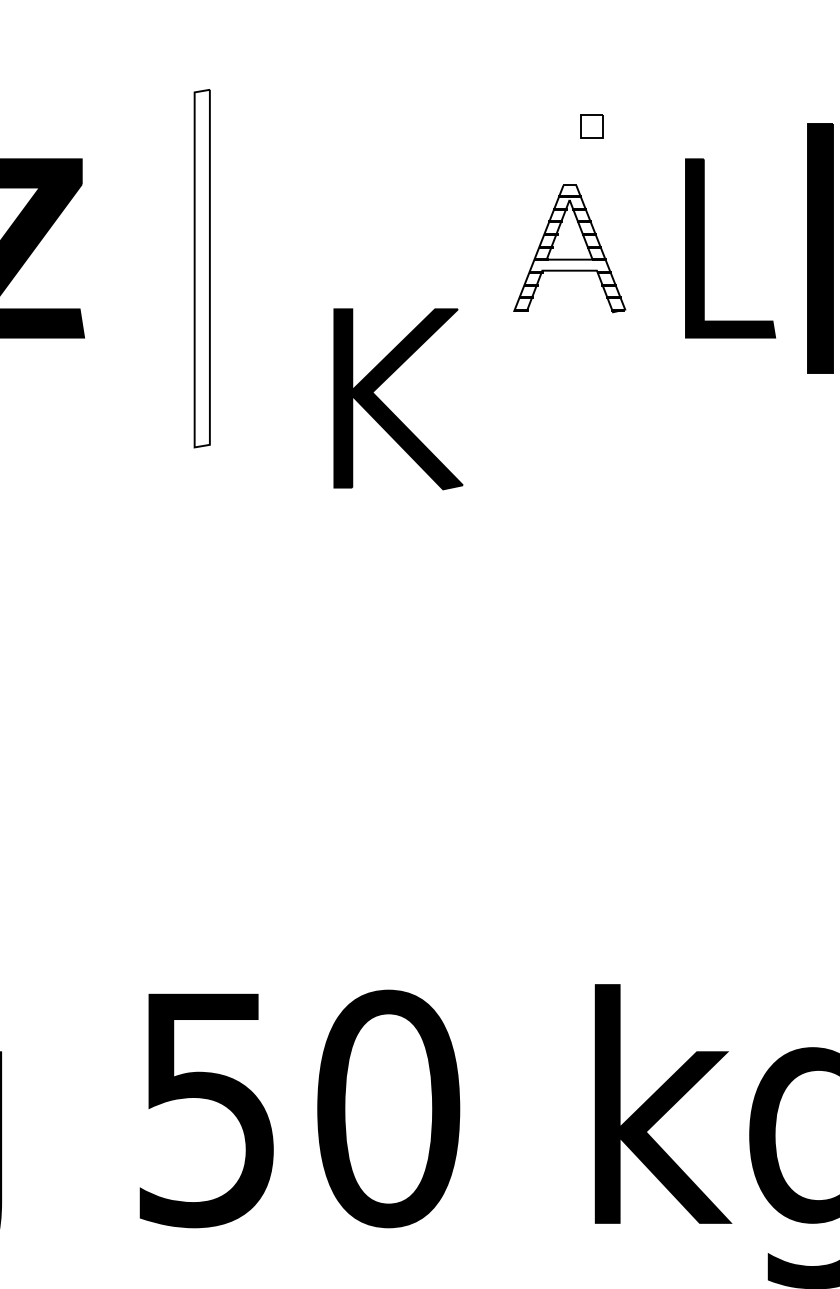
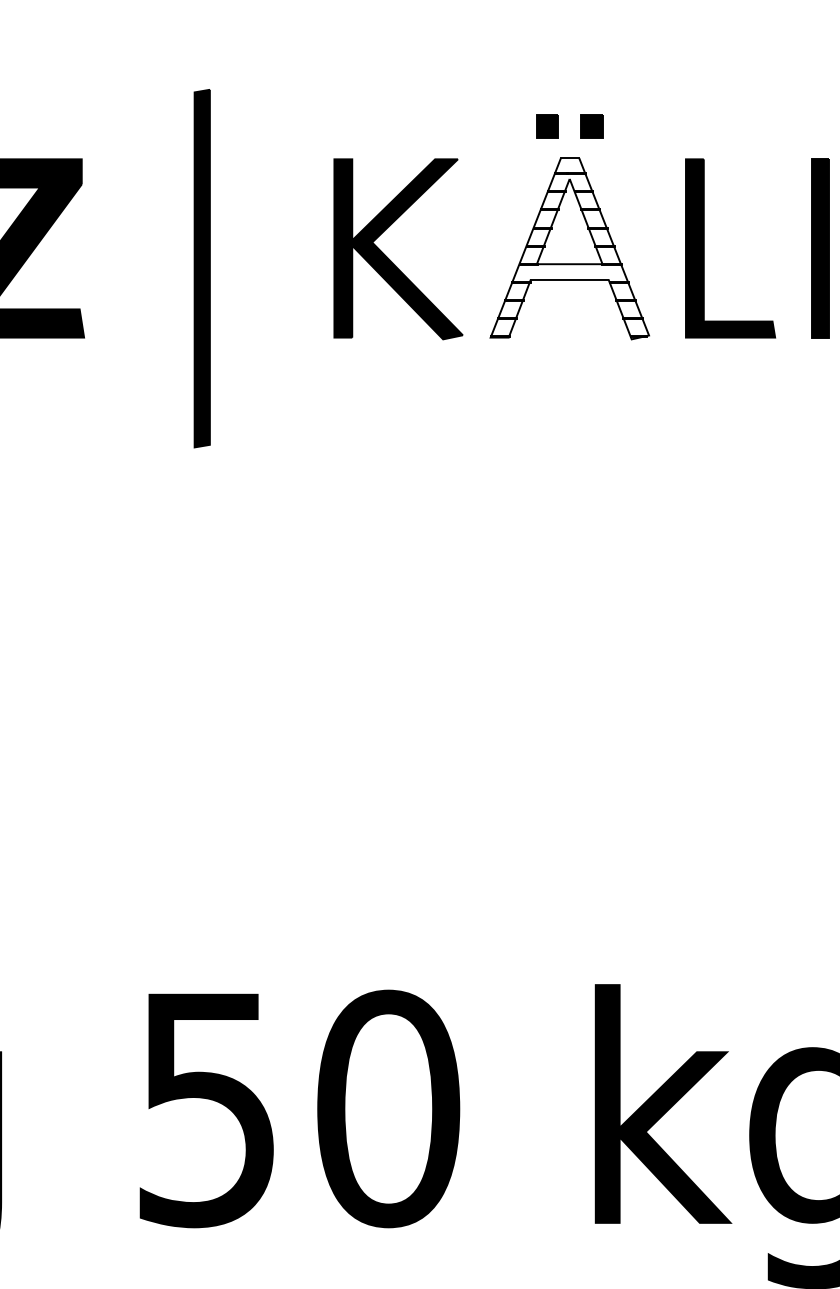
part: none -> present (547, 126)
fill: none -> present (591, 126)
part size: 114x130 px -> 161x184 px (569, 248)
part size: 27x251 px -> 19x181 px (820, 248)
fill: none -> present (201, 268)
part position: (389, 408) -> (389, 258) (389, 258)
